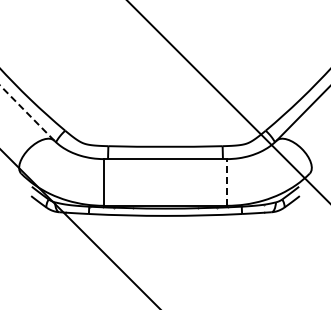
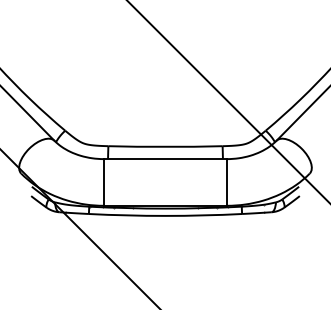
line: dashed -> solid (27, 113)
line: dashed -> solid (226, 181)
